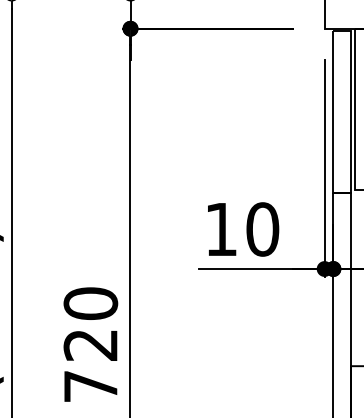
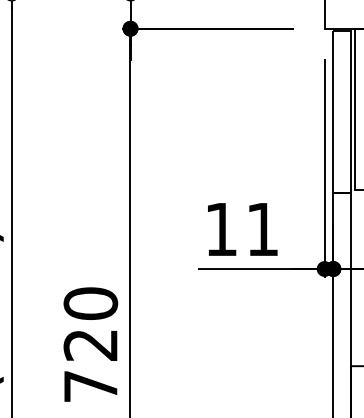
text: 10 -> 11 (262, 229)
